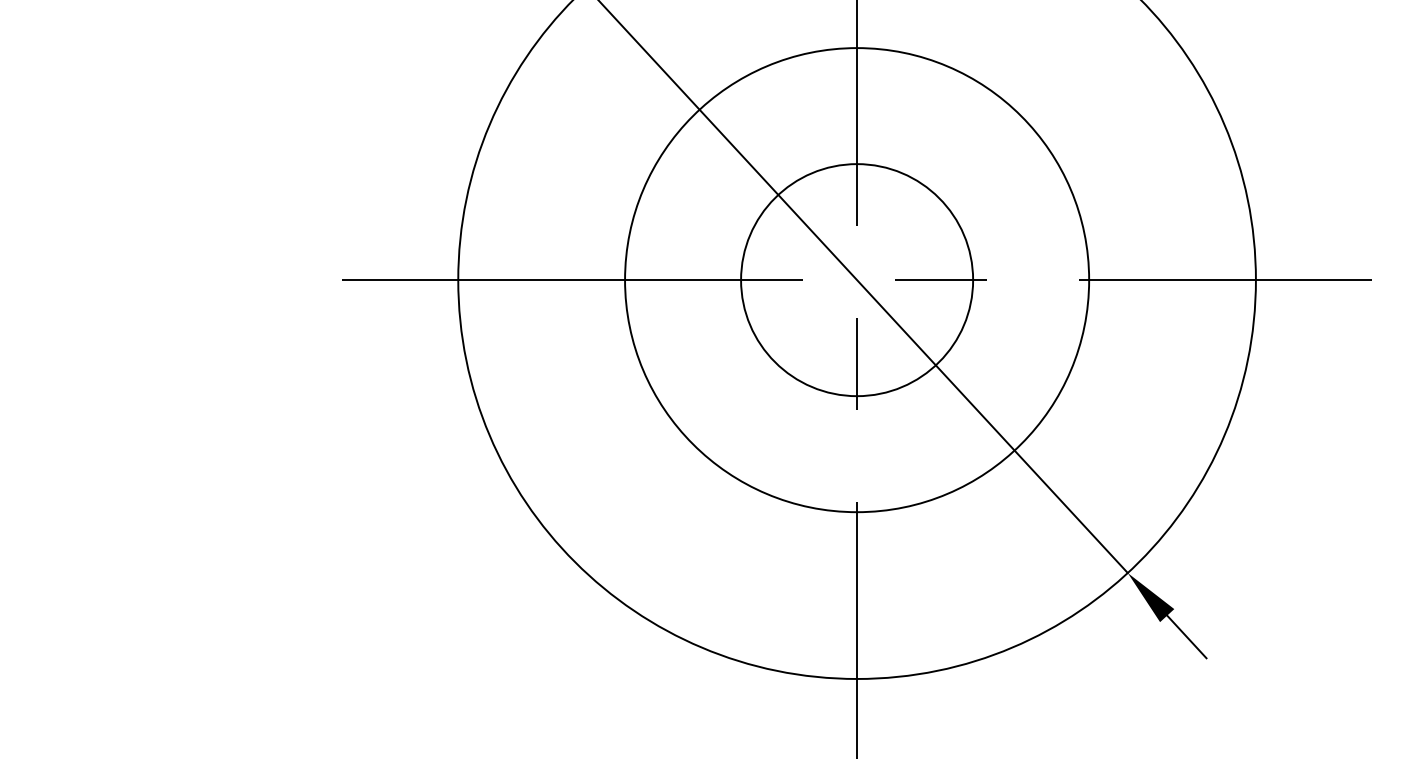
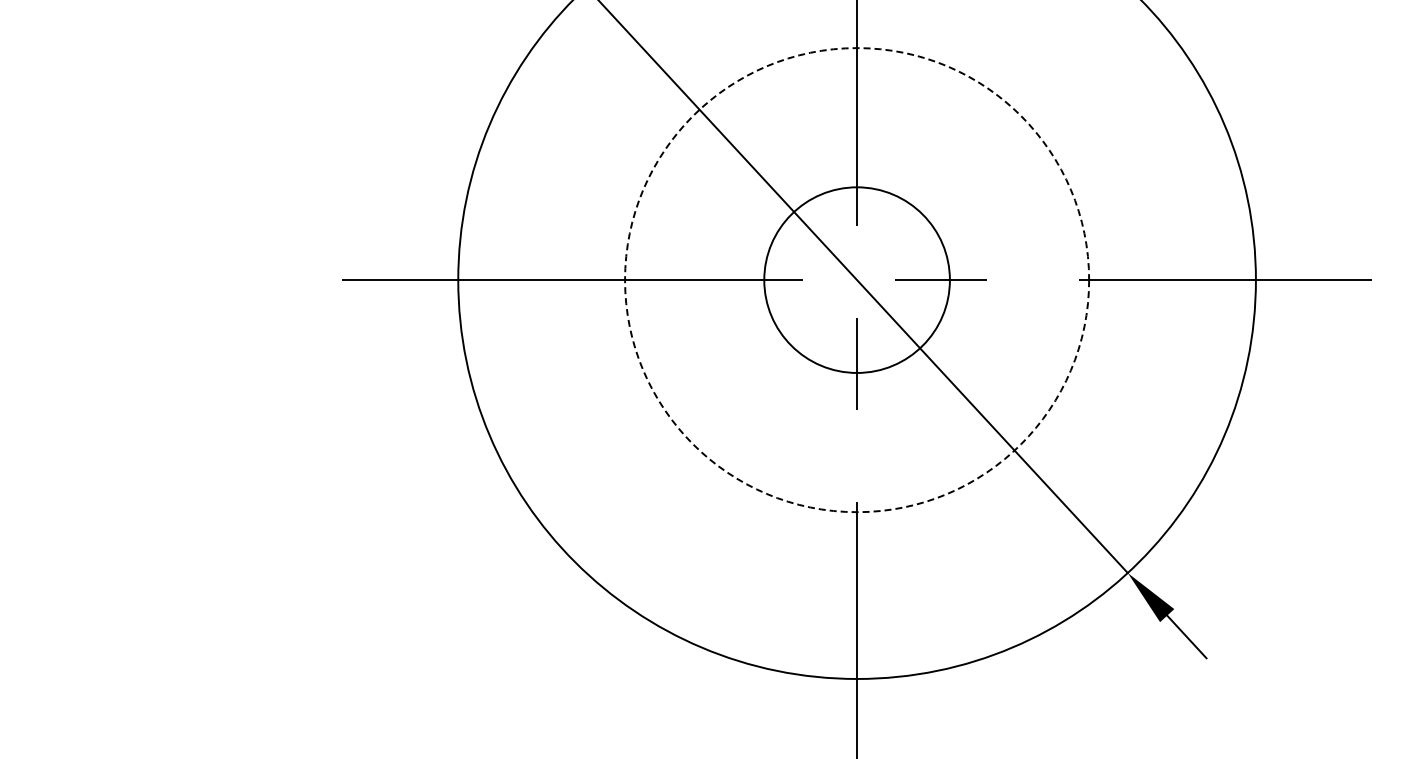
circle diameter: 232 px -> 186 px (856, 279)
circle: solid -> dashed (857, 280)
